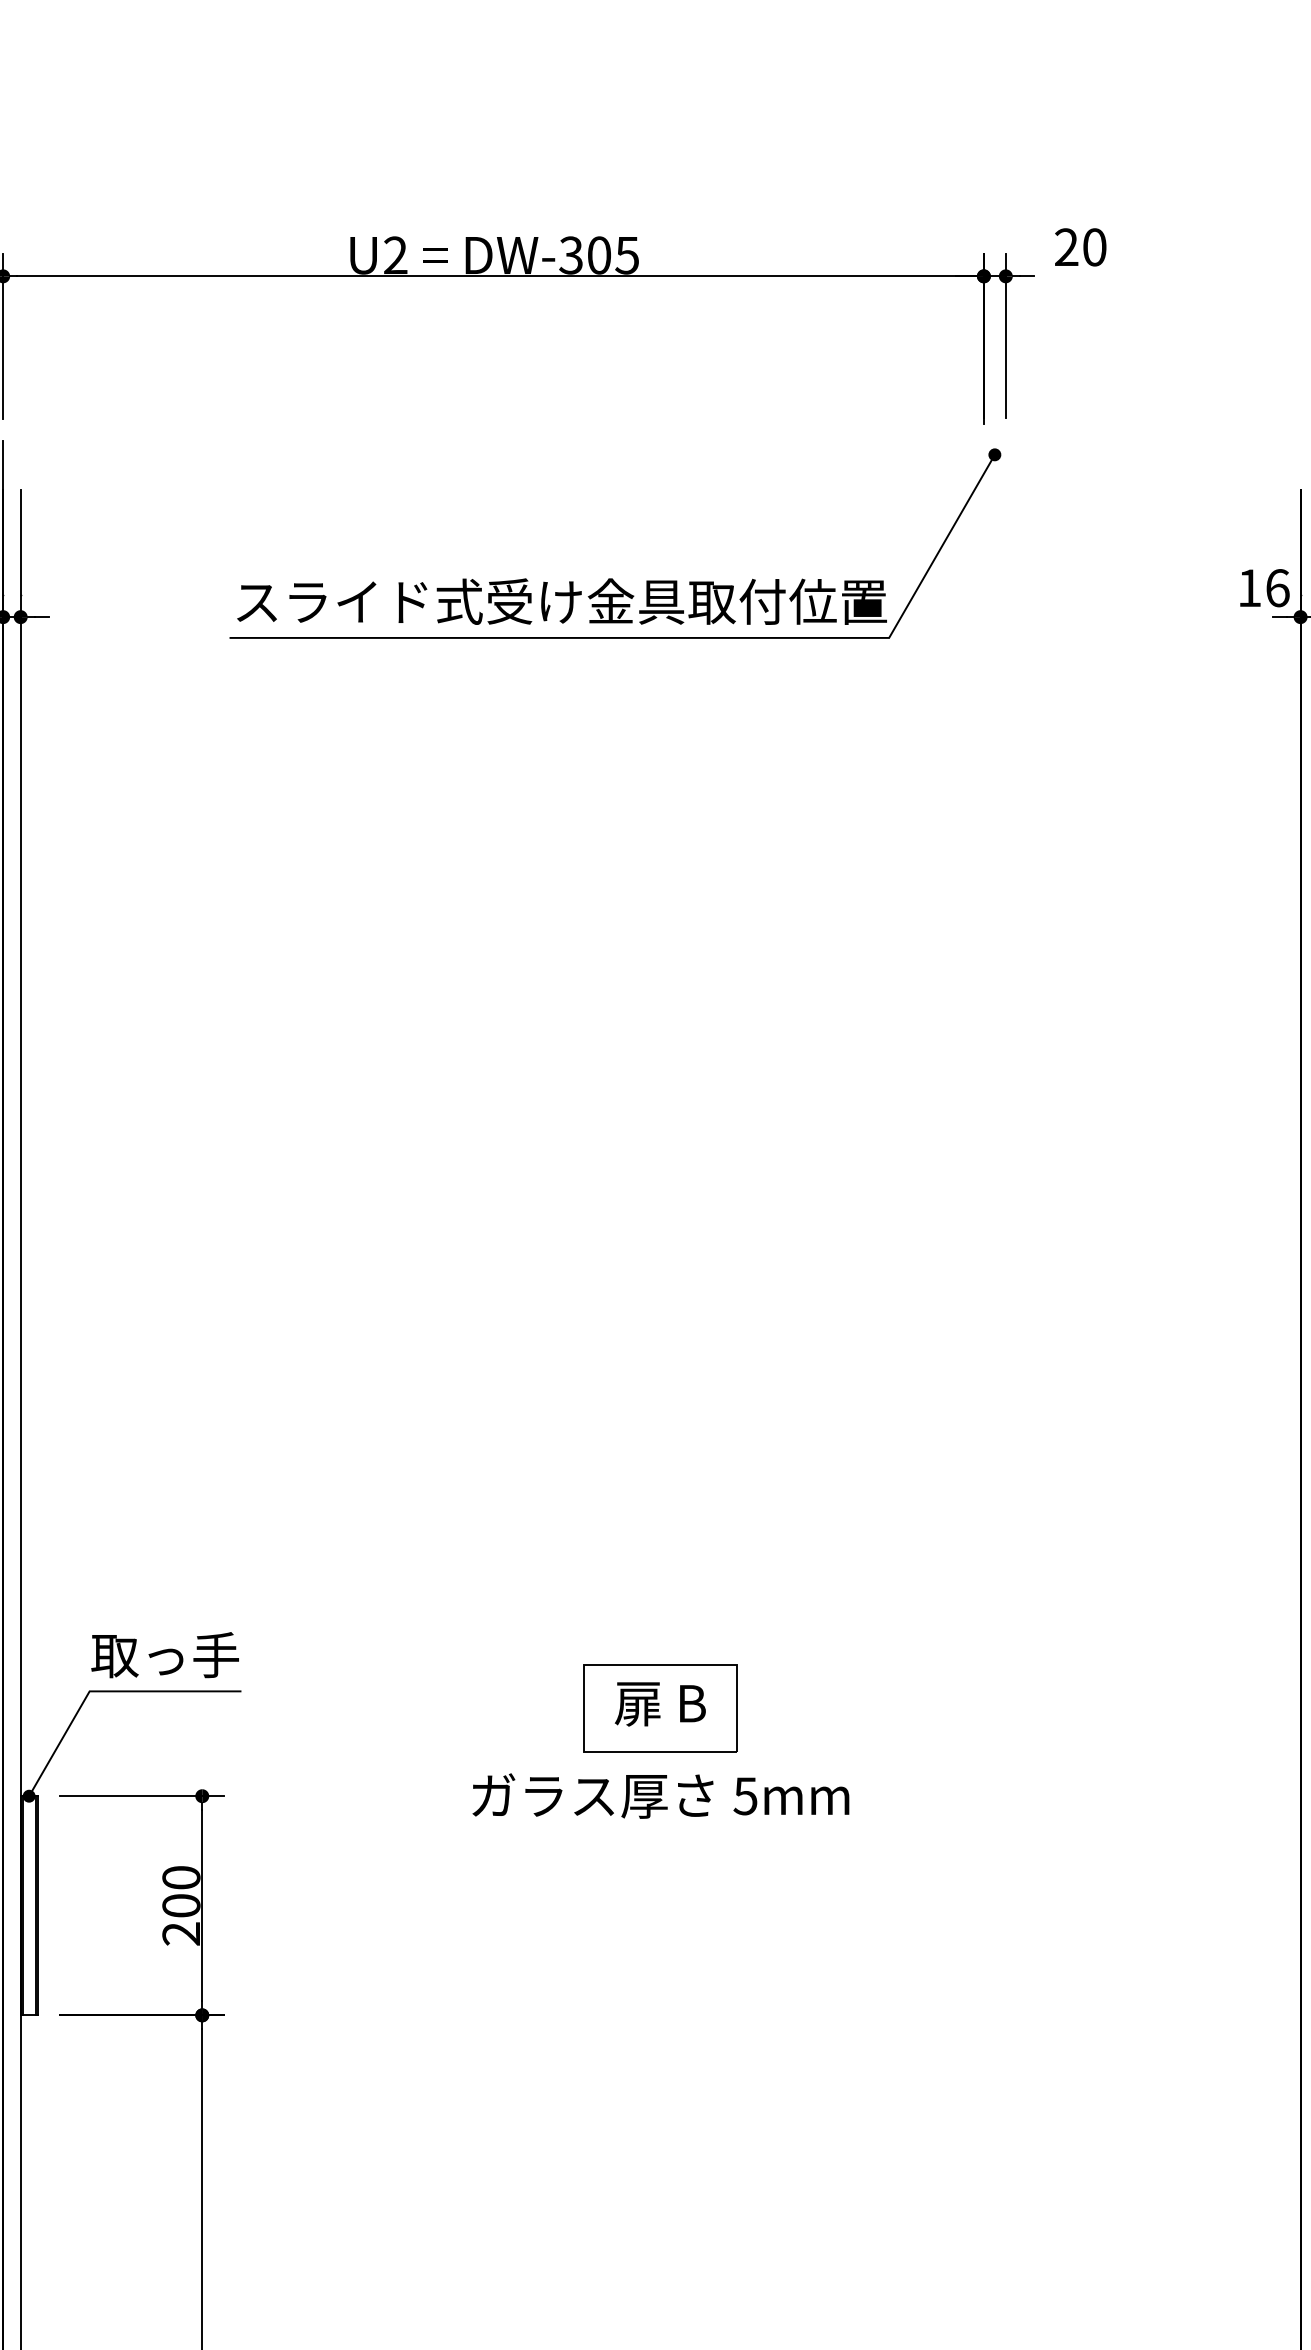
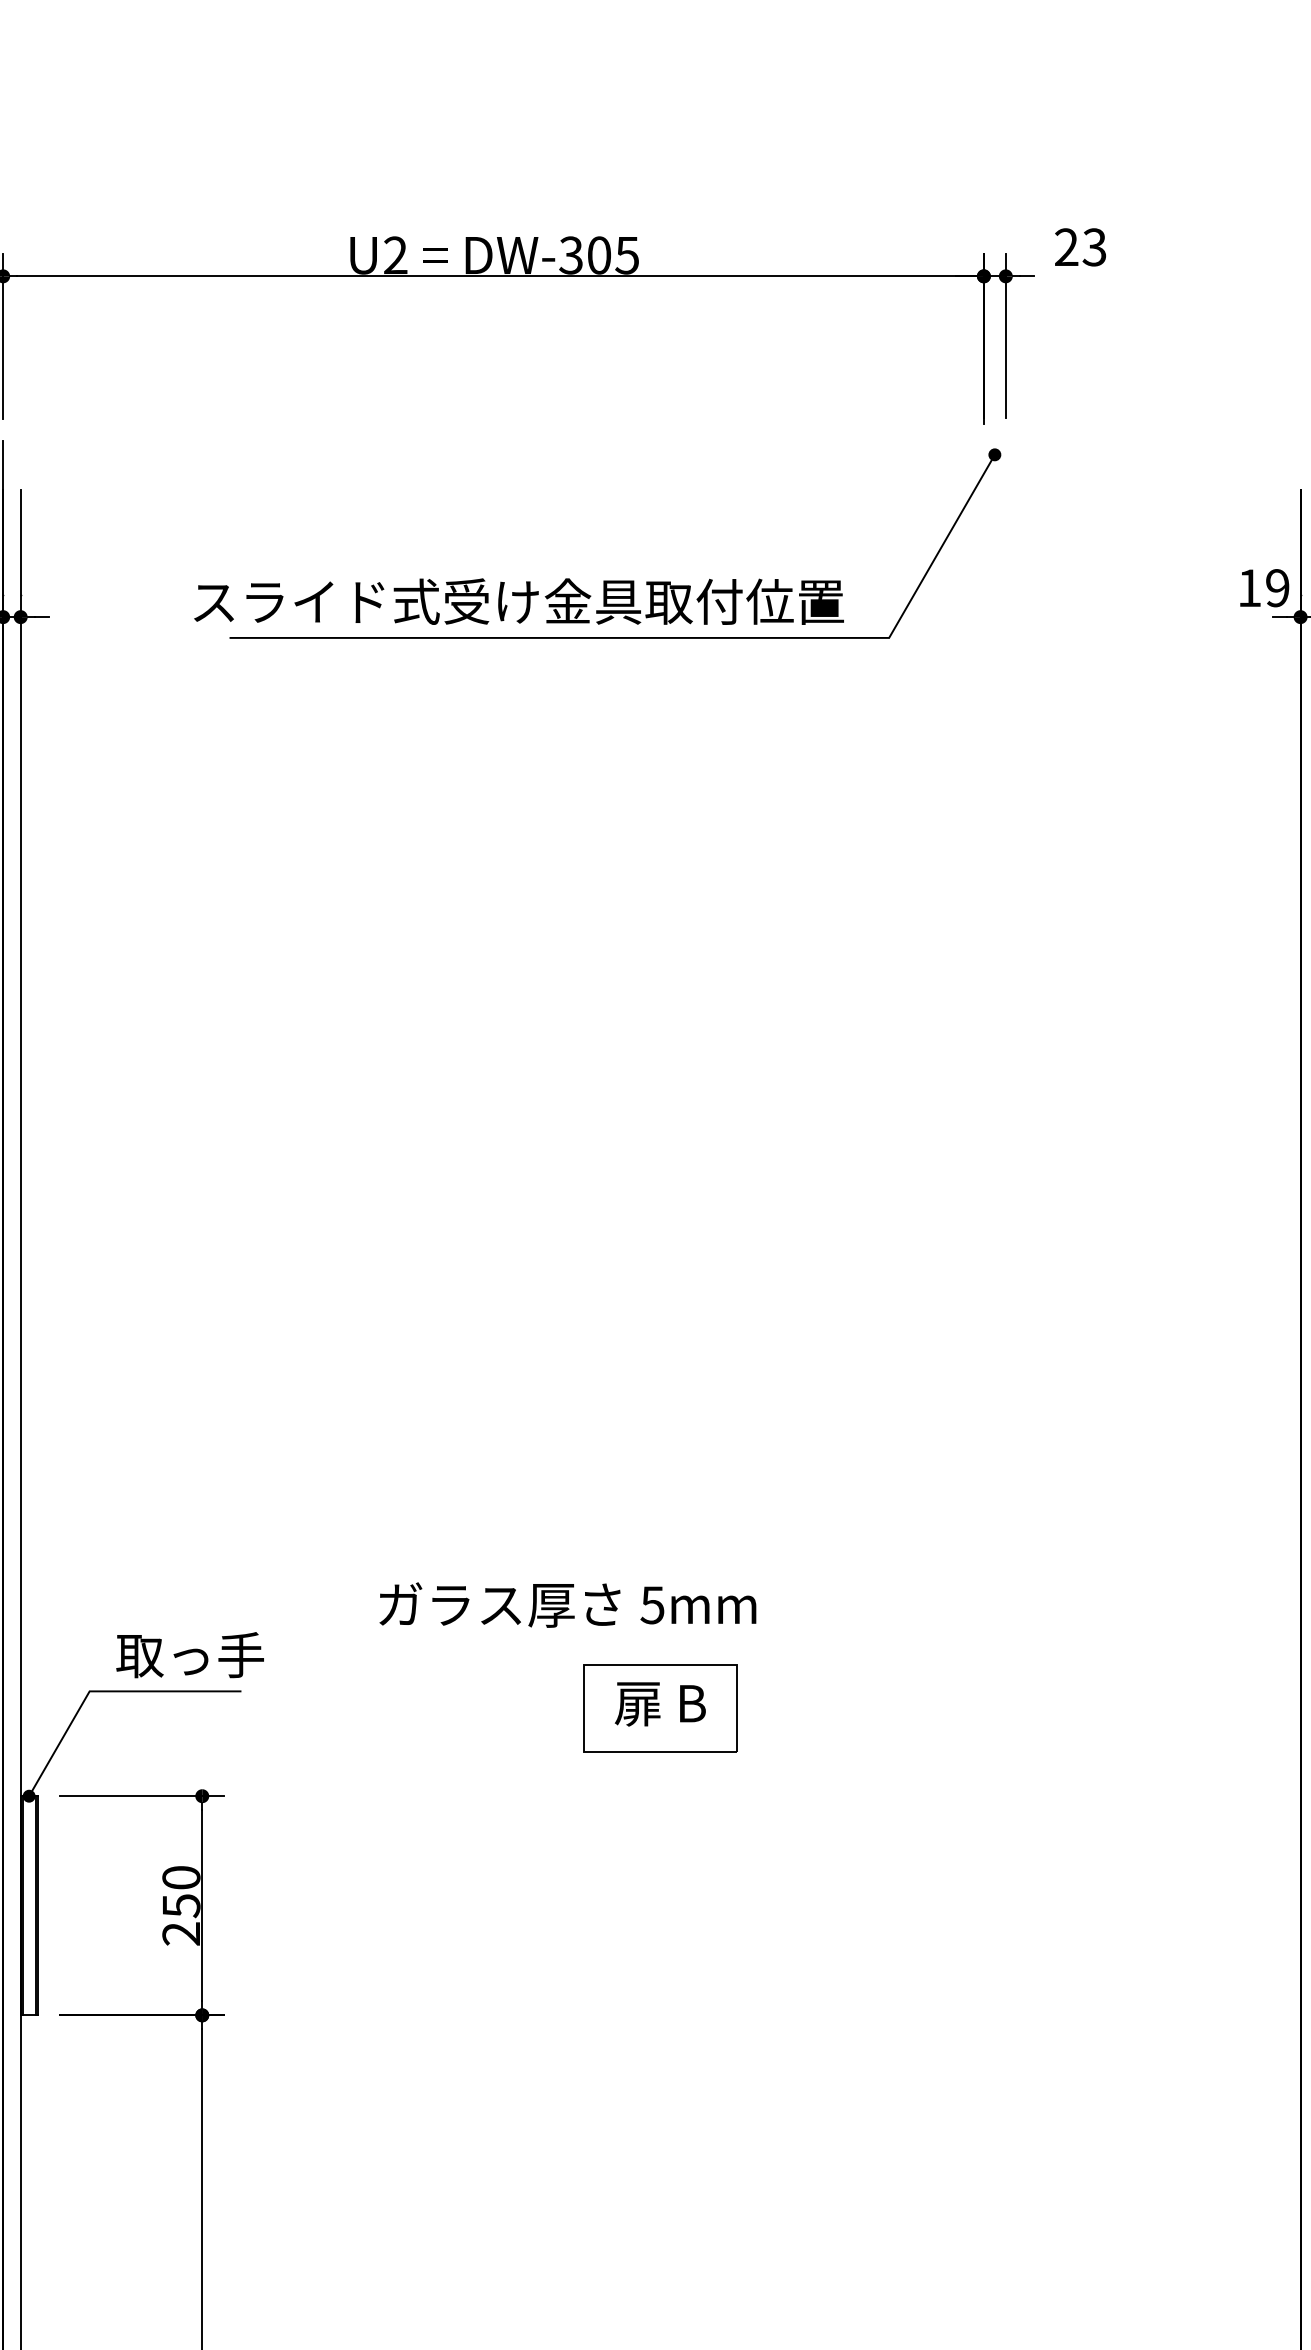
text: 20 -> 23 (1094, 247)
text: 16 -> 19 (1277, 588)
text position: (561, 601) -> (518, 601) (518, 601)
text position: (164, 1655) -> (189, 1655) (189, 1655)
text position: (660, 1795) -> (567, 1604) (567, 1604)
text: 200 -> 250 (181, 1906)
